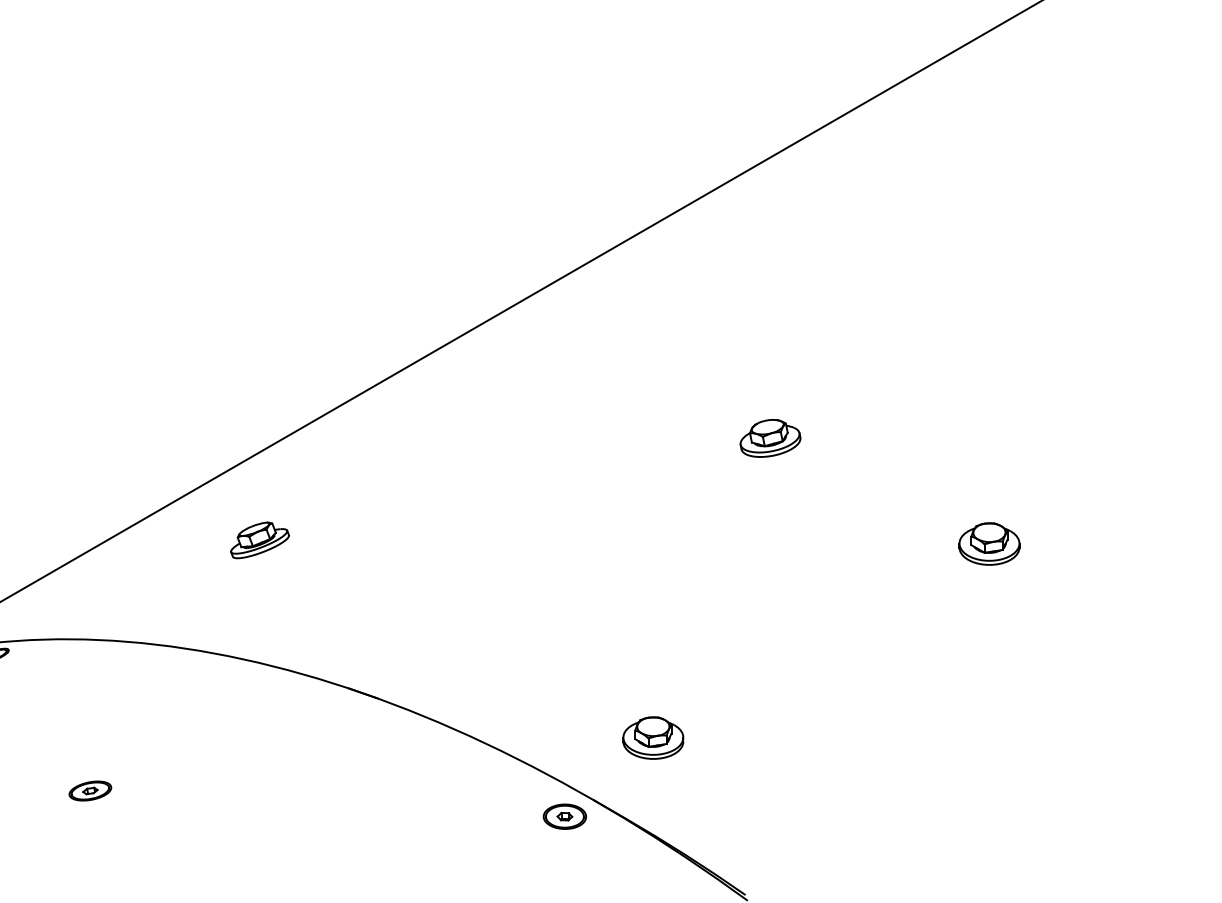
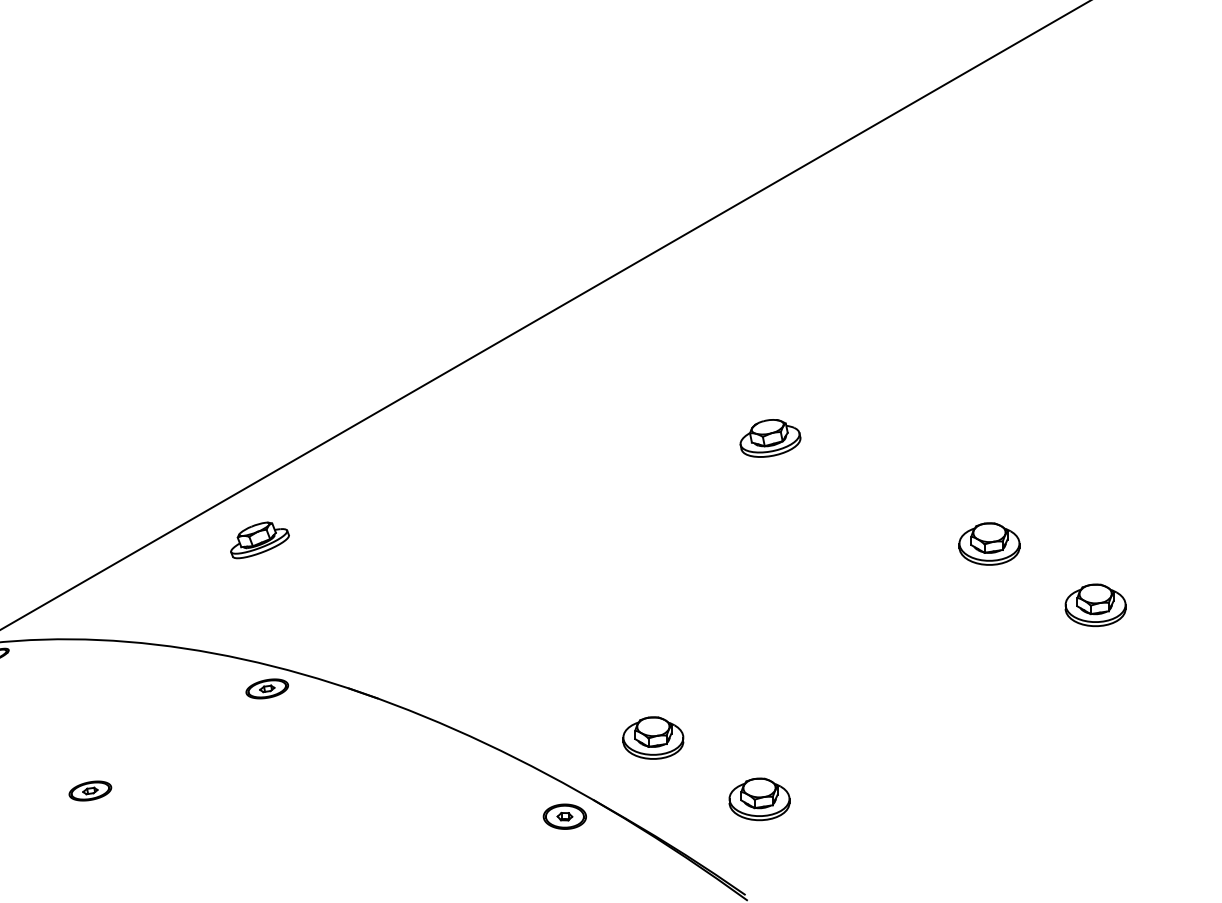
line position: (520, 301) -> (545, 315) (545, 315)
part: none -> present (1095, 604)
part: none -> present (267, 688)
part: none -> present (759, 799)
